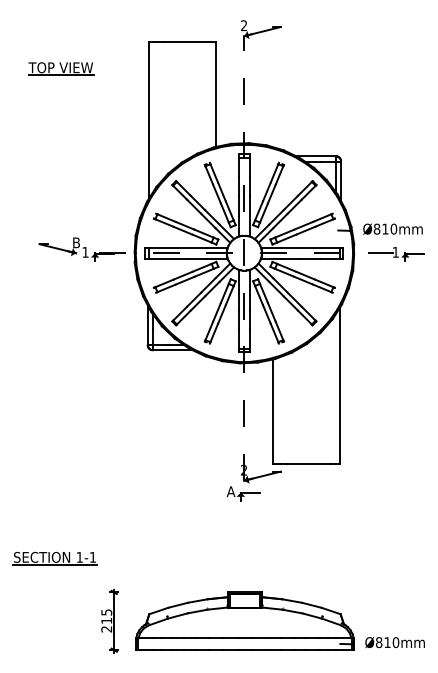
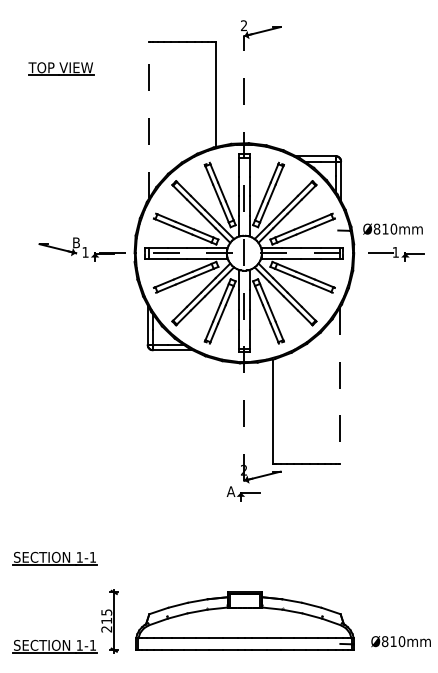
line: solid -> dashed (149, 119)
line: solid -> dashed (339, 386)
text position: (394, 642) -> (400, 641) (400, 641)
part: none -> present (54, 646)
